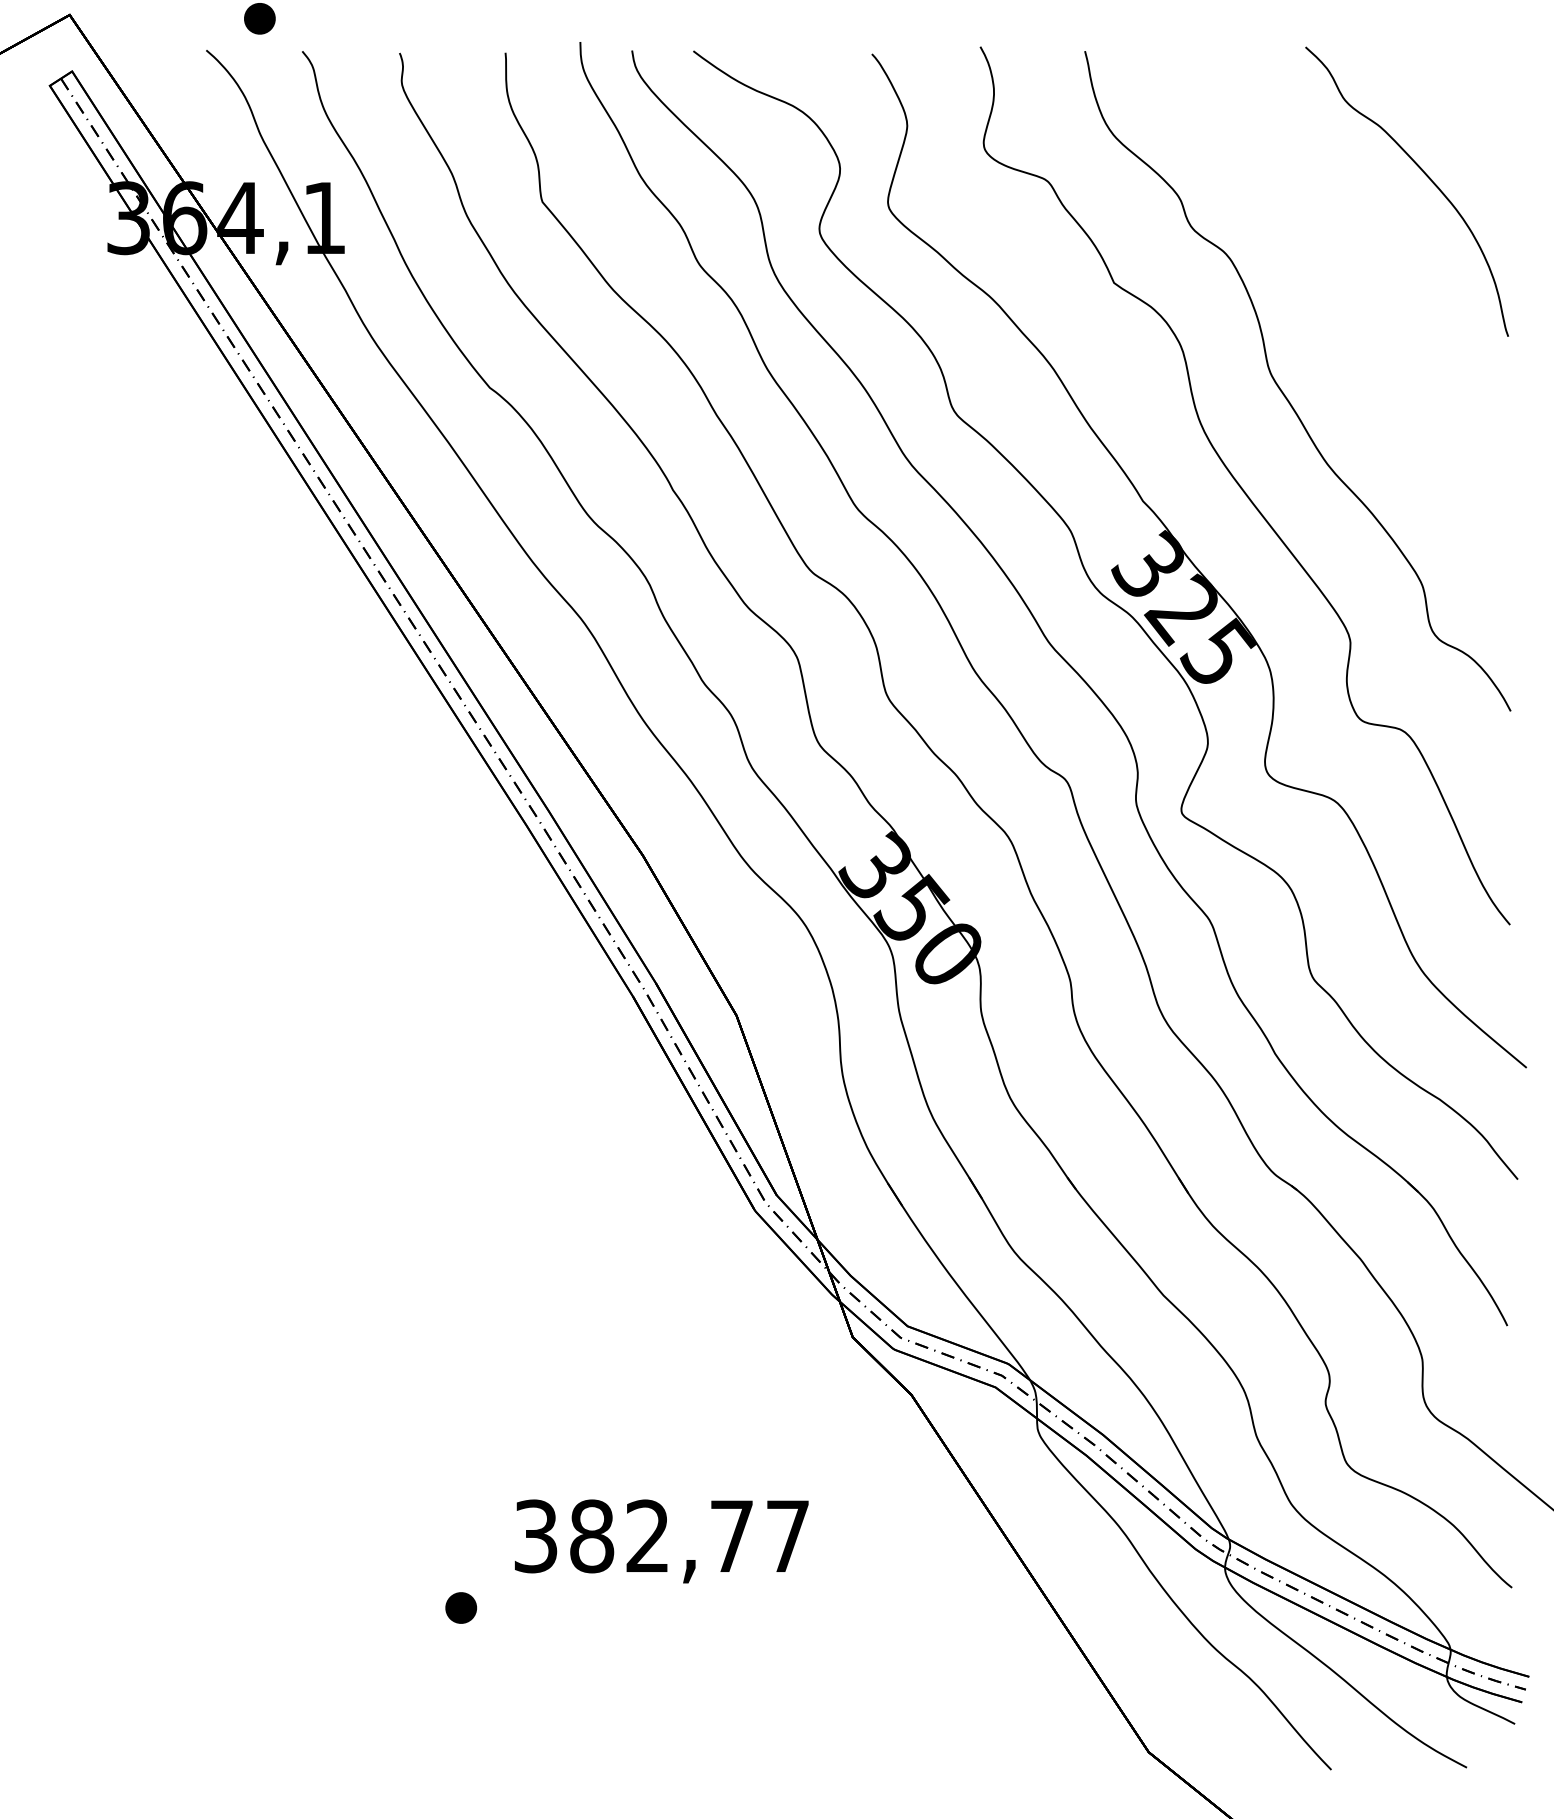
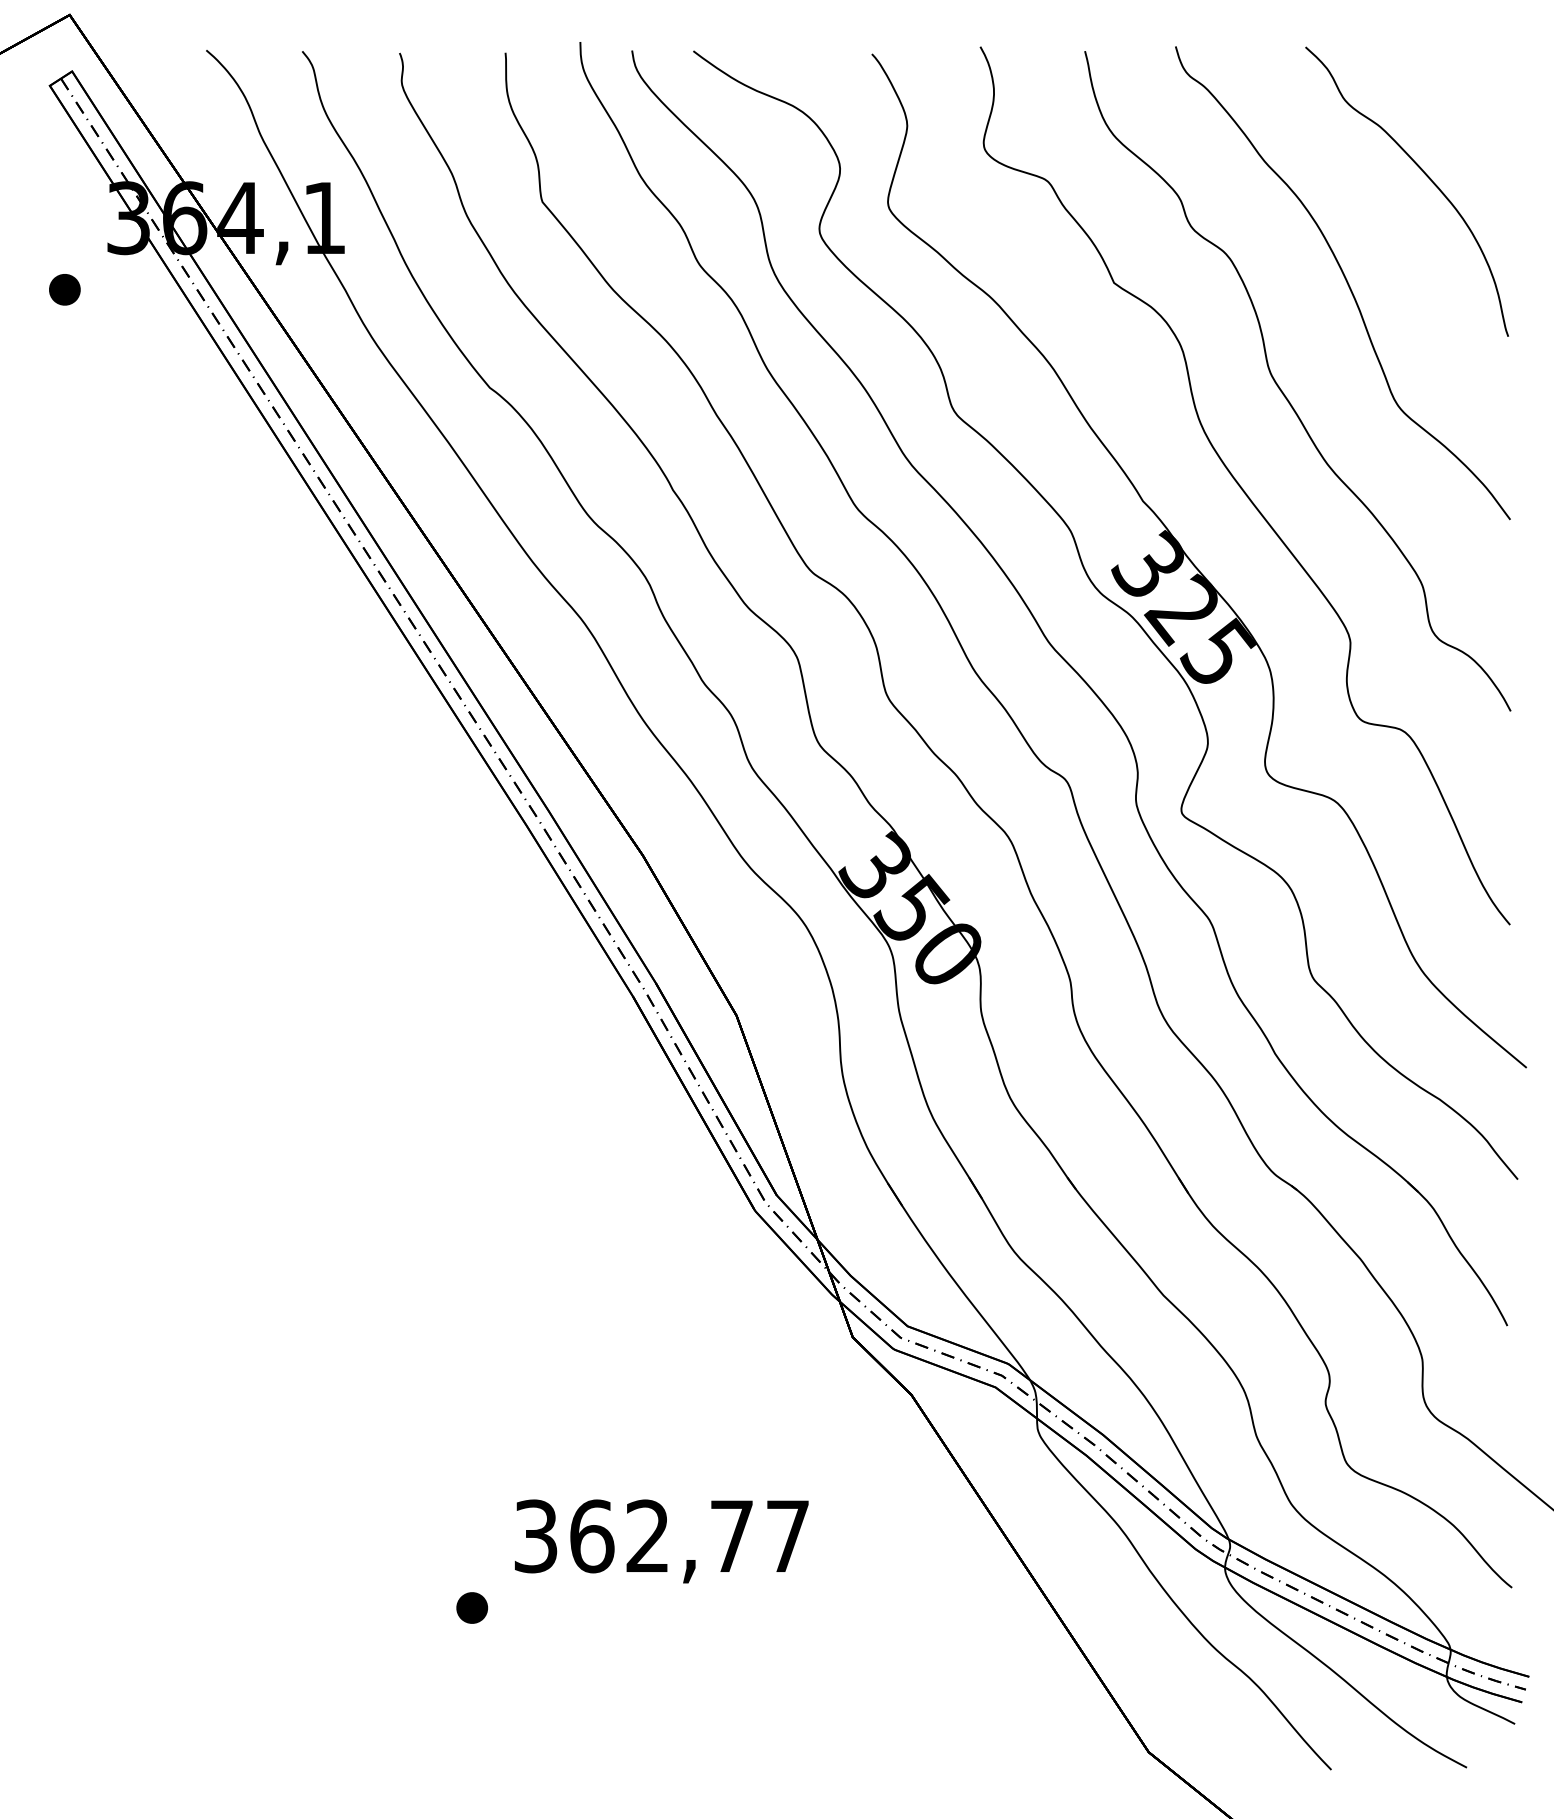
part position: (259, 18) -> (64, 289) (64, 289)
curve: none -> present (1346, 283)
text: 382,77 -> 362,77 (592, 1536)
part position: (461, 1607) -> (472, 1607) (472, 1607)
